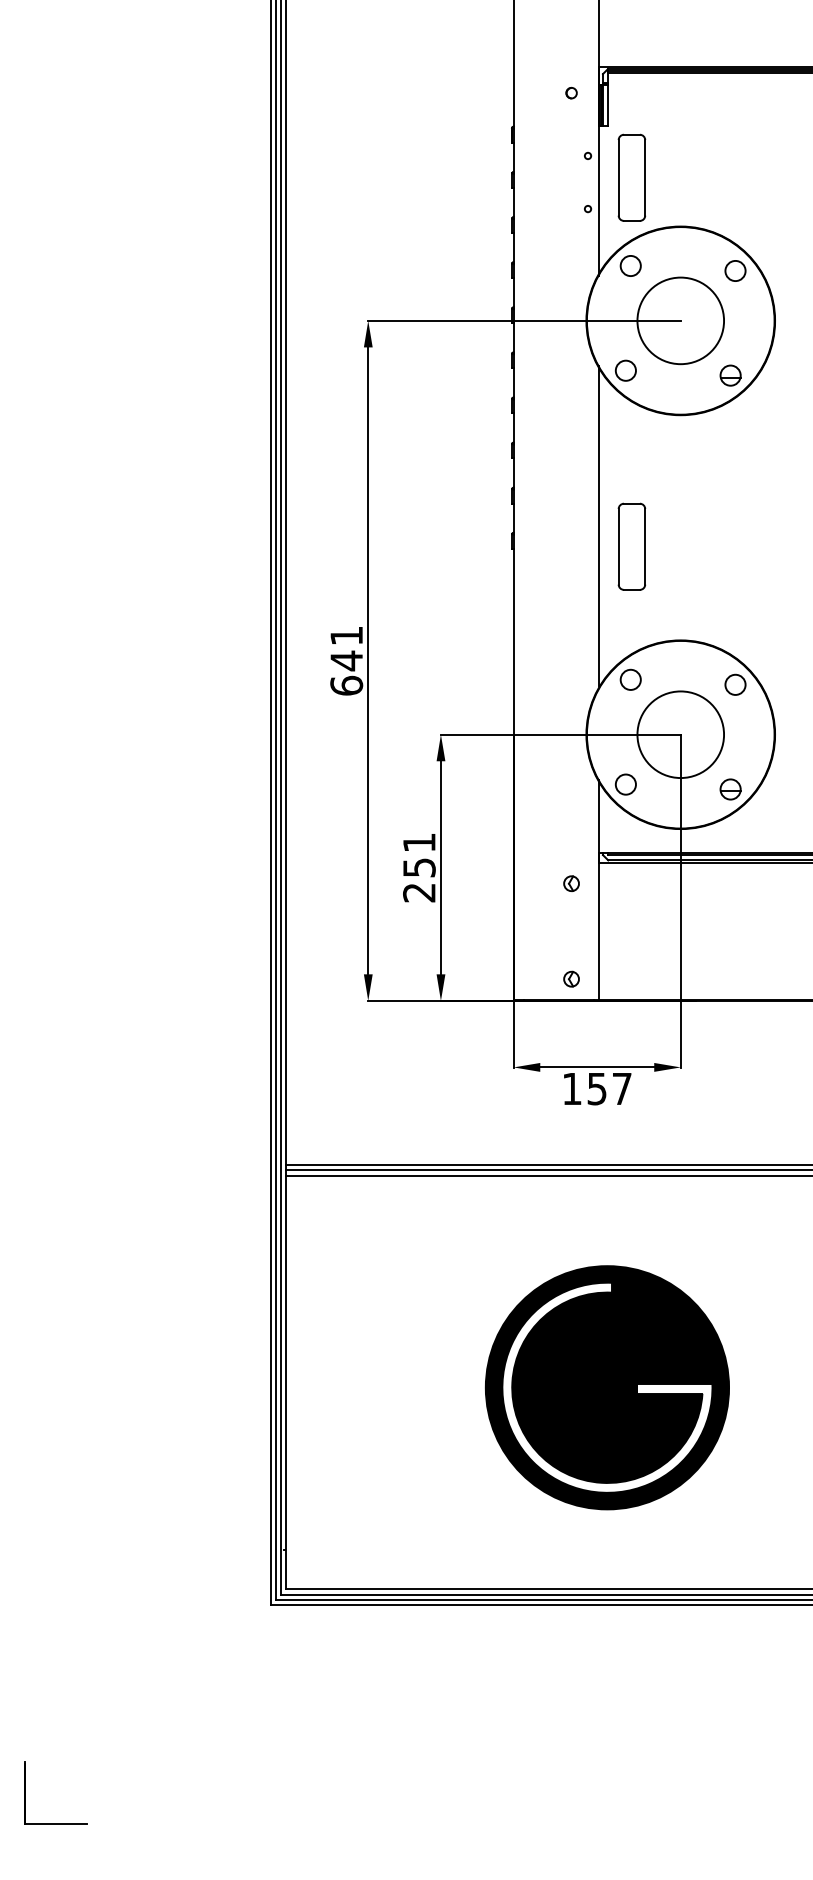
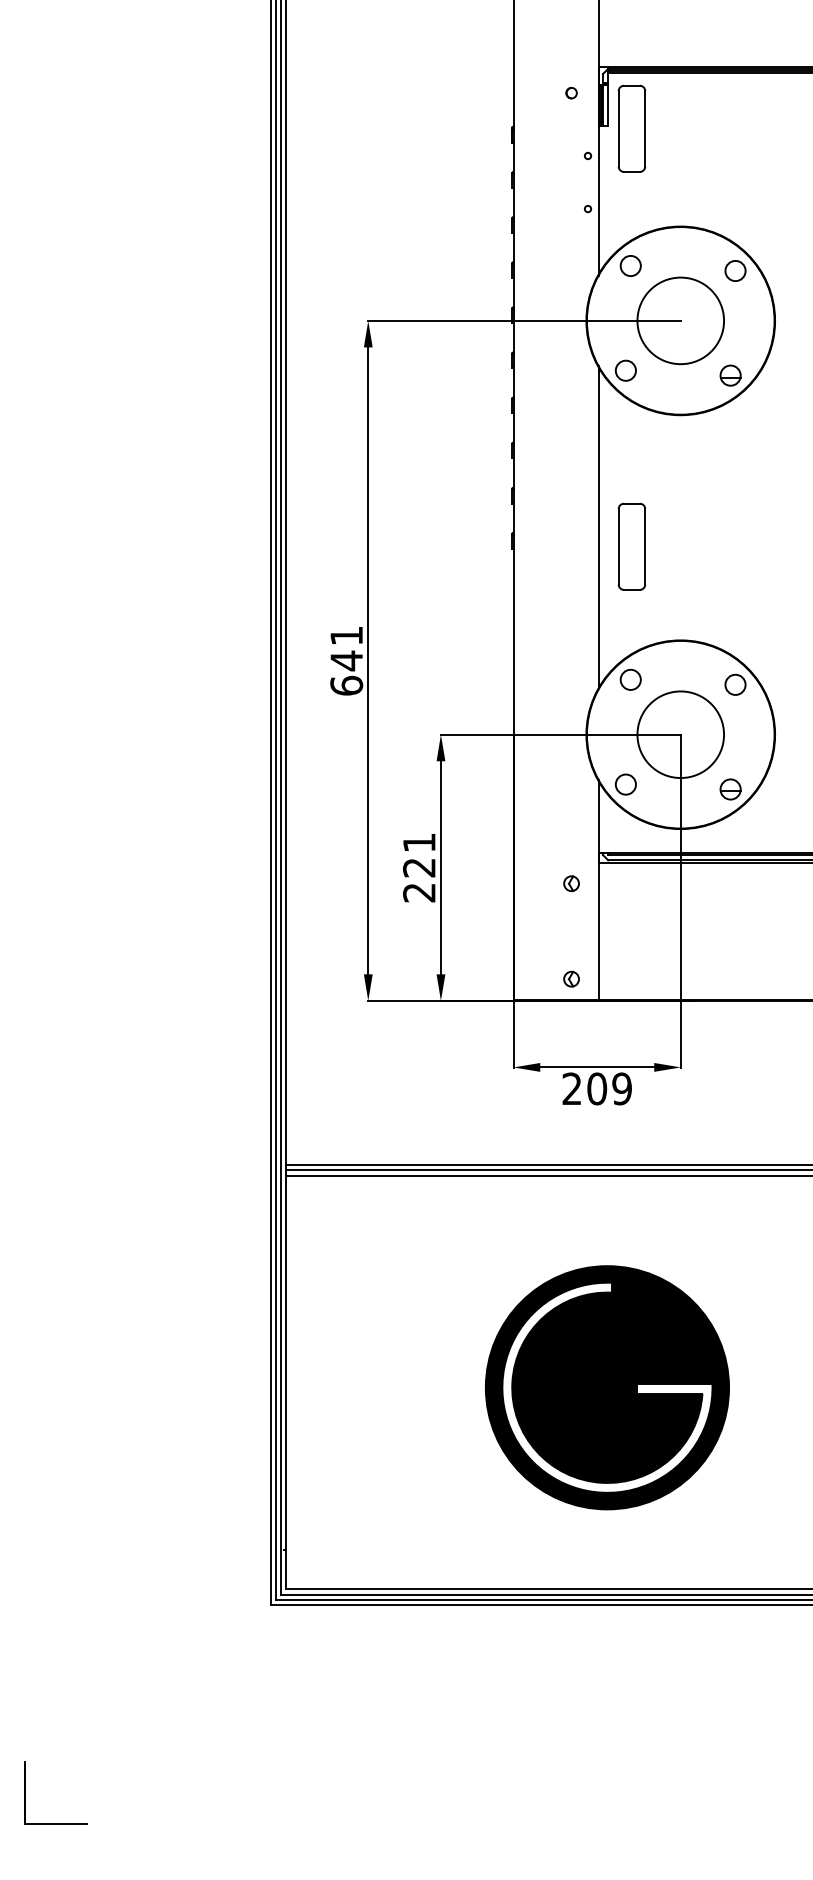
part position: (631, 177) -> (631, 128) (631, 128)
text: 251 -> 221 (419, 867)
text: 157 -> 209 (596, 1088)
